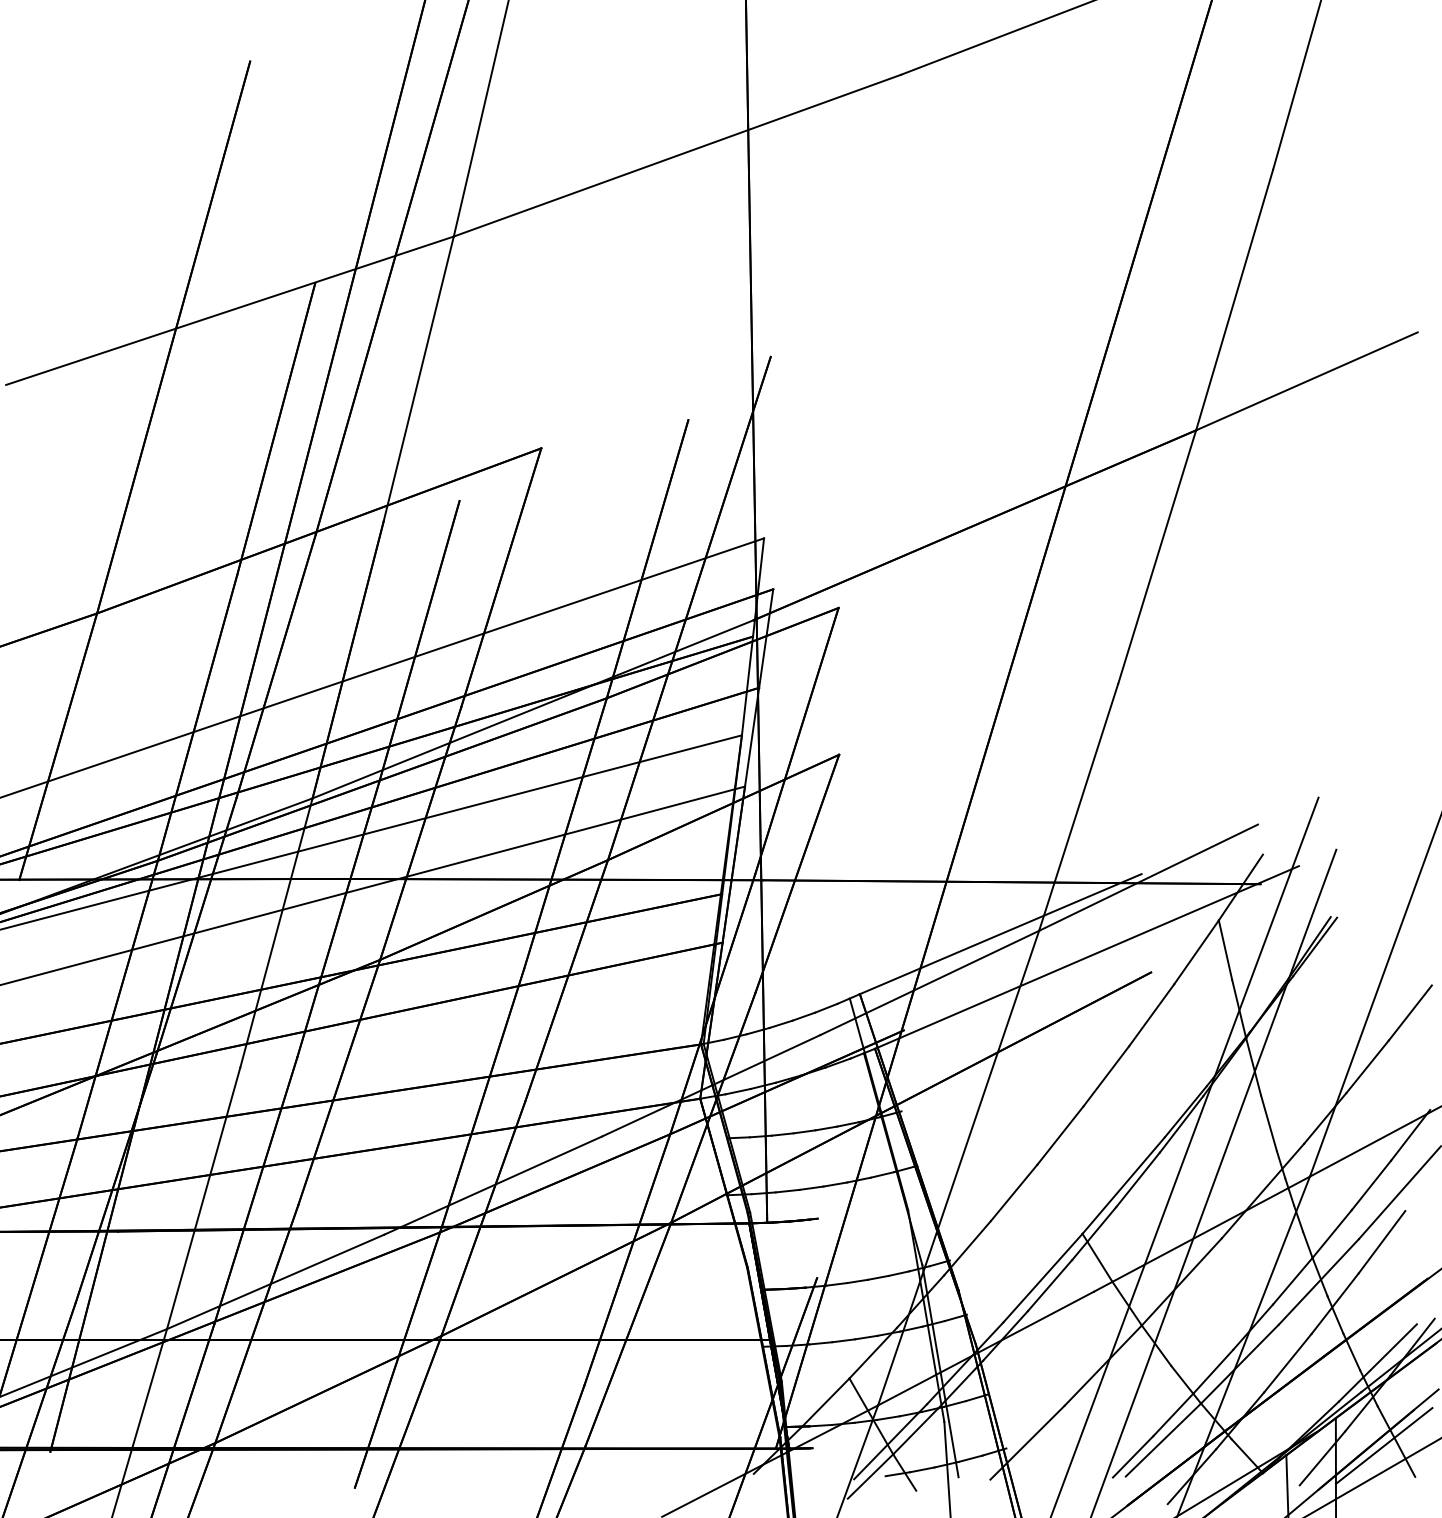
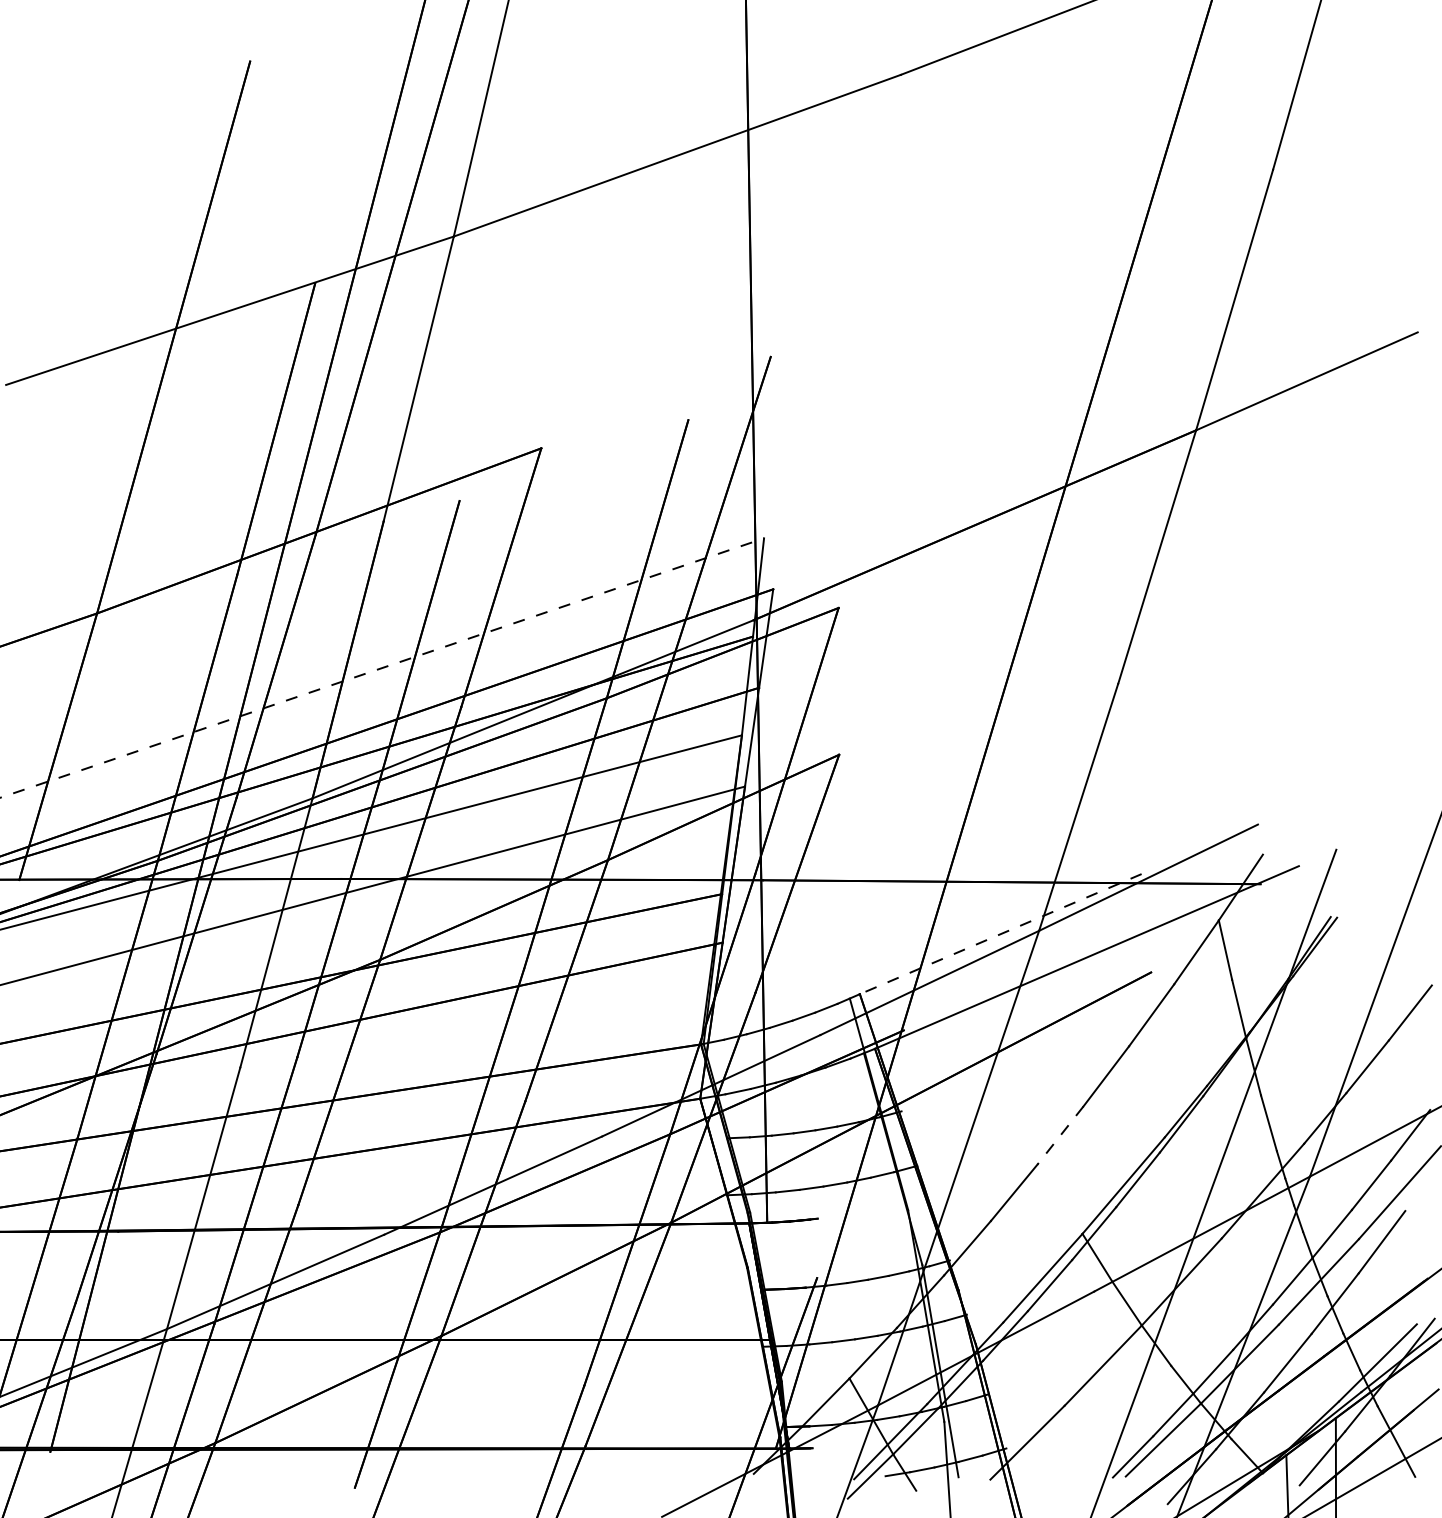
line: solid -> dashed (382, 667)
line: solid -> dashed (1000, 934)
line: solid -> dashed (1060, 1135)
line: present -> none (1184, 1155)
line: present -> none (1383, 1445)
